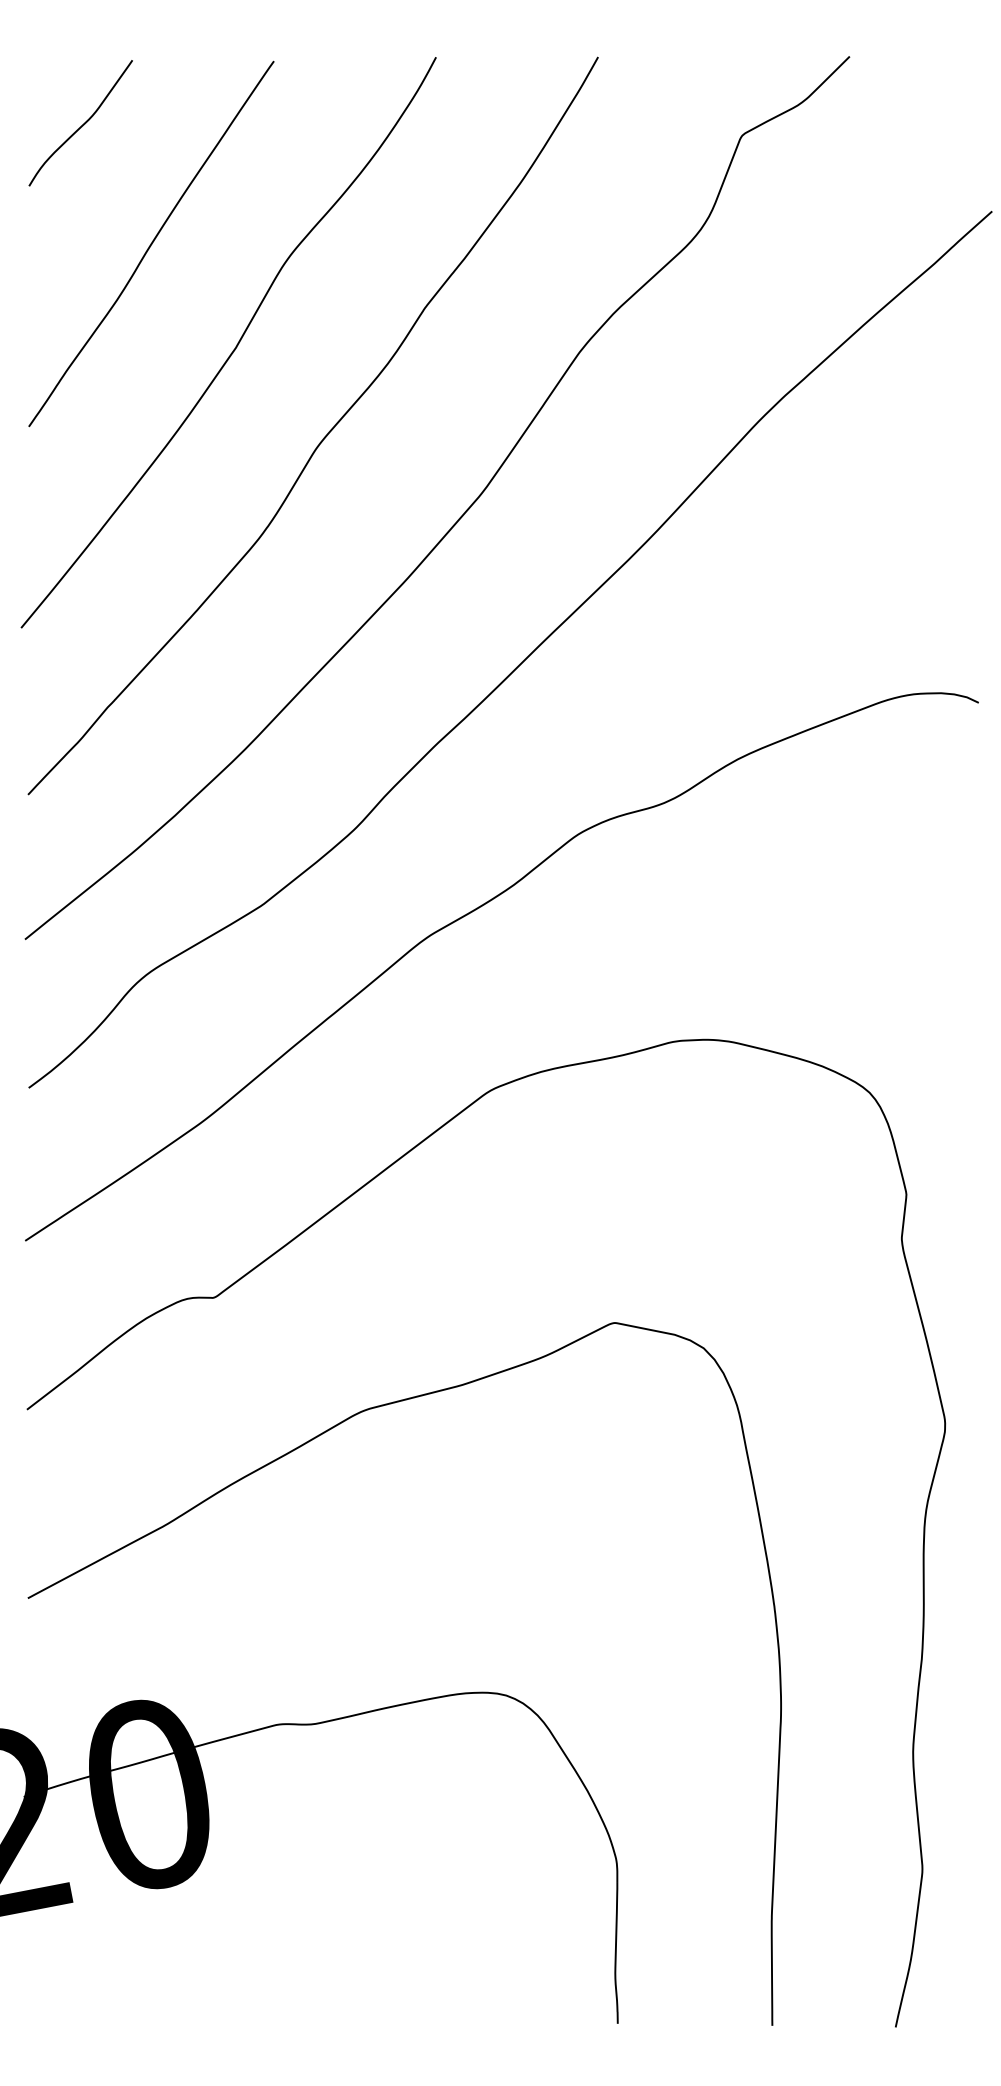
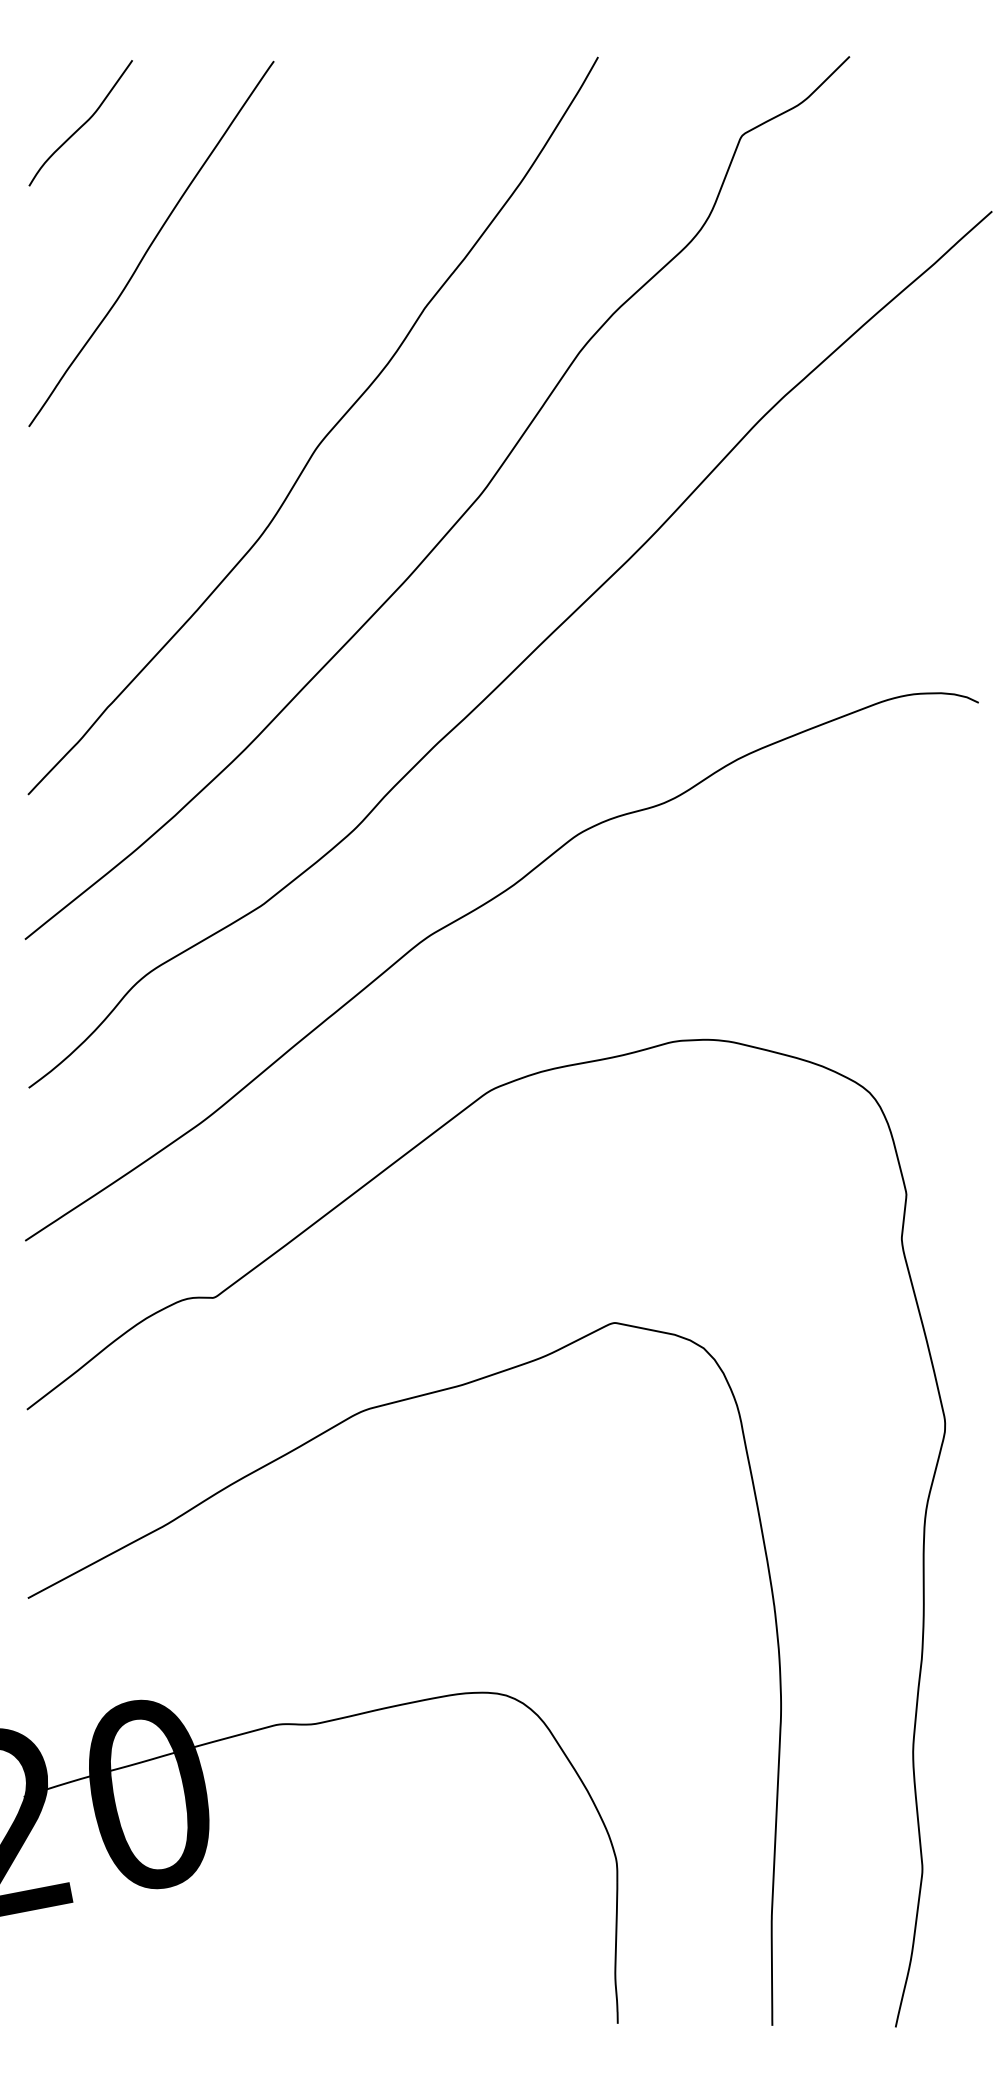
curve: present -> none (235, 346)
